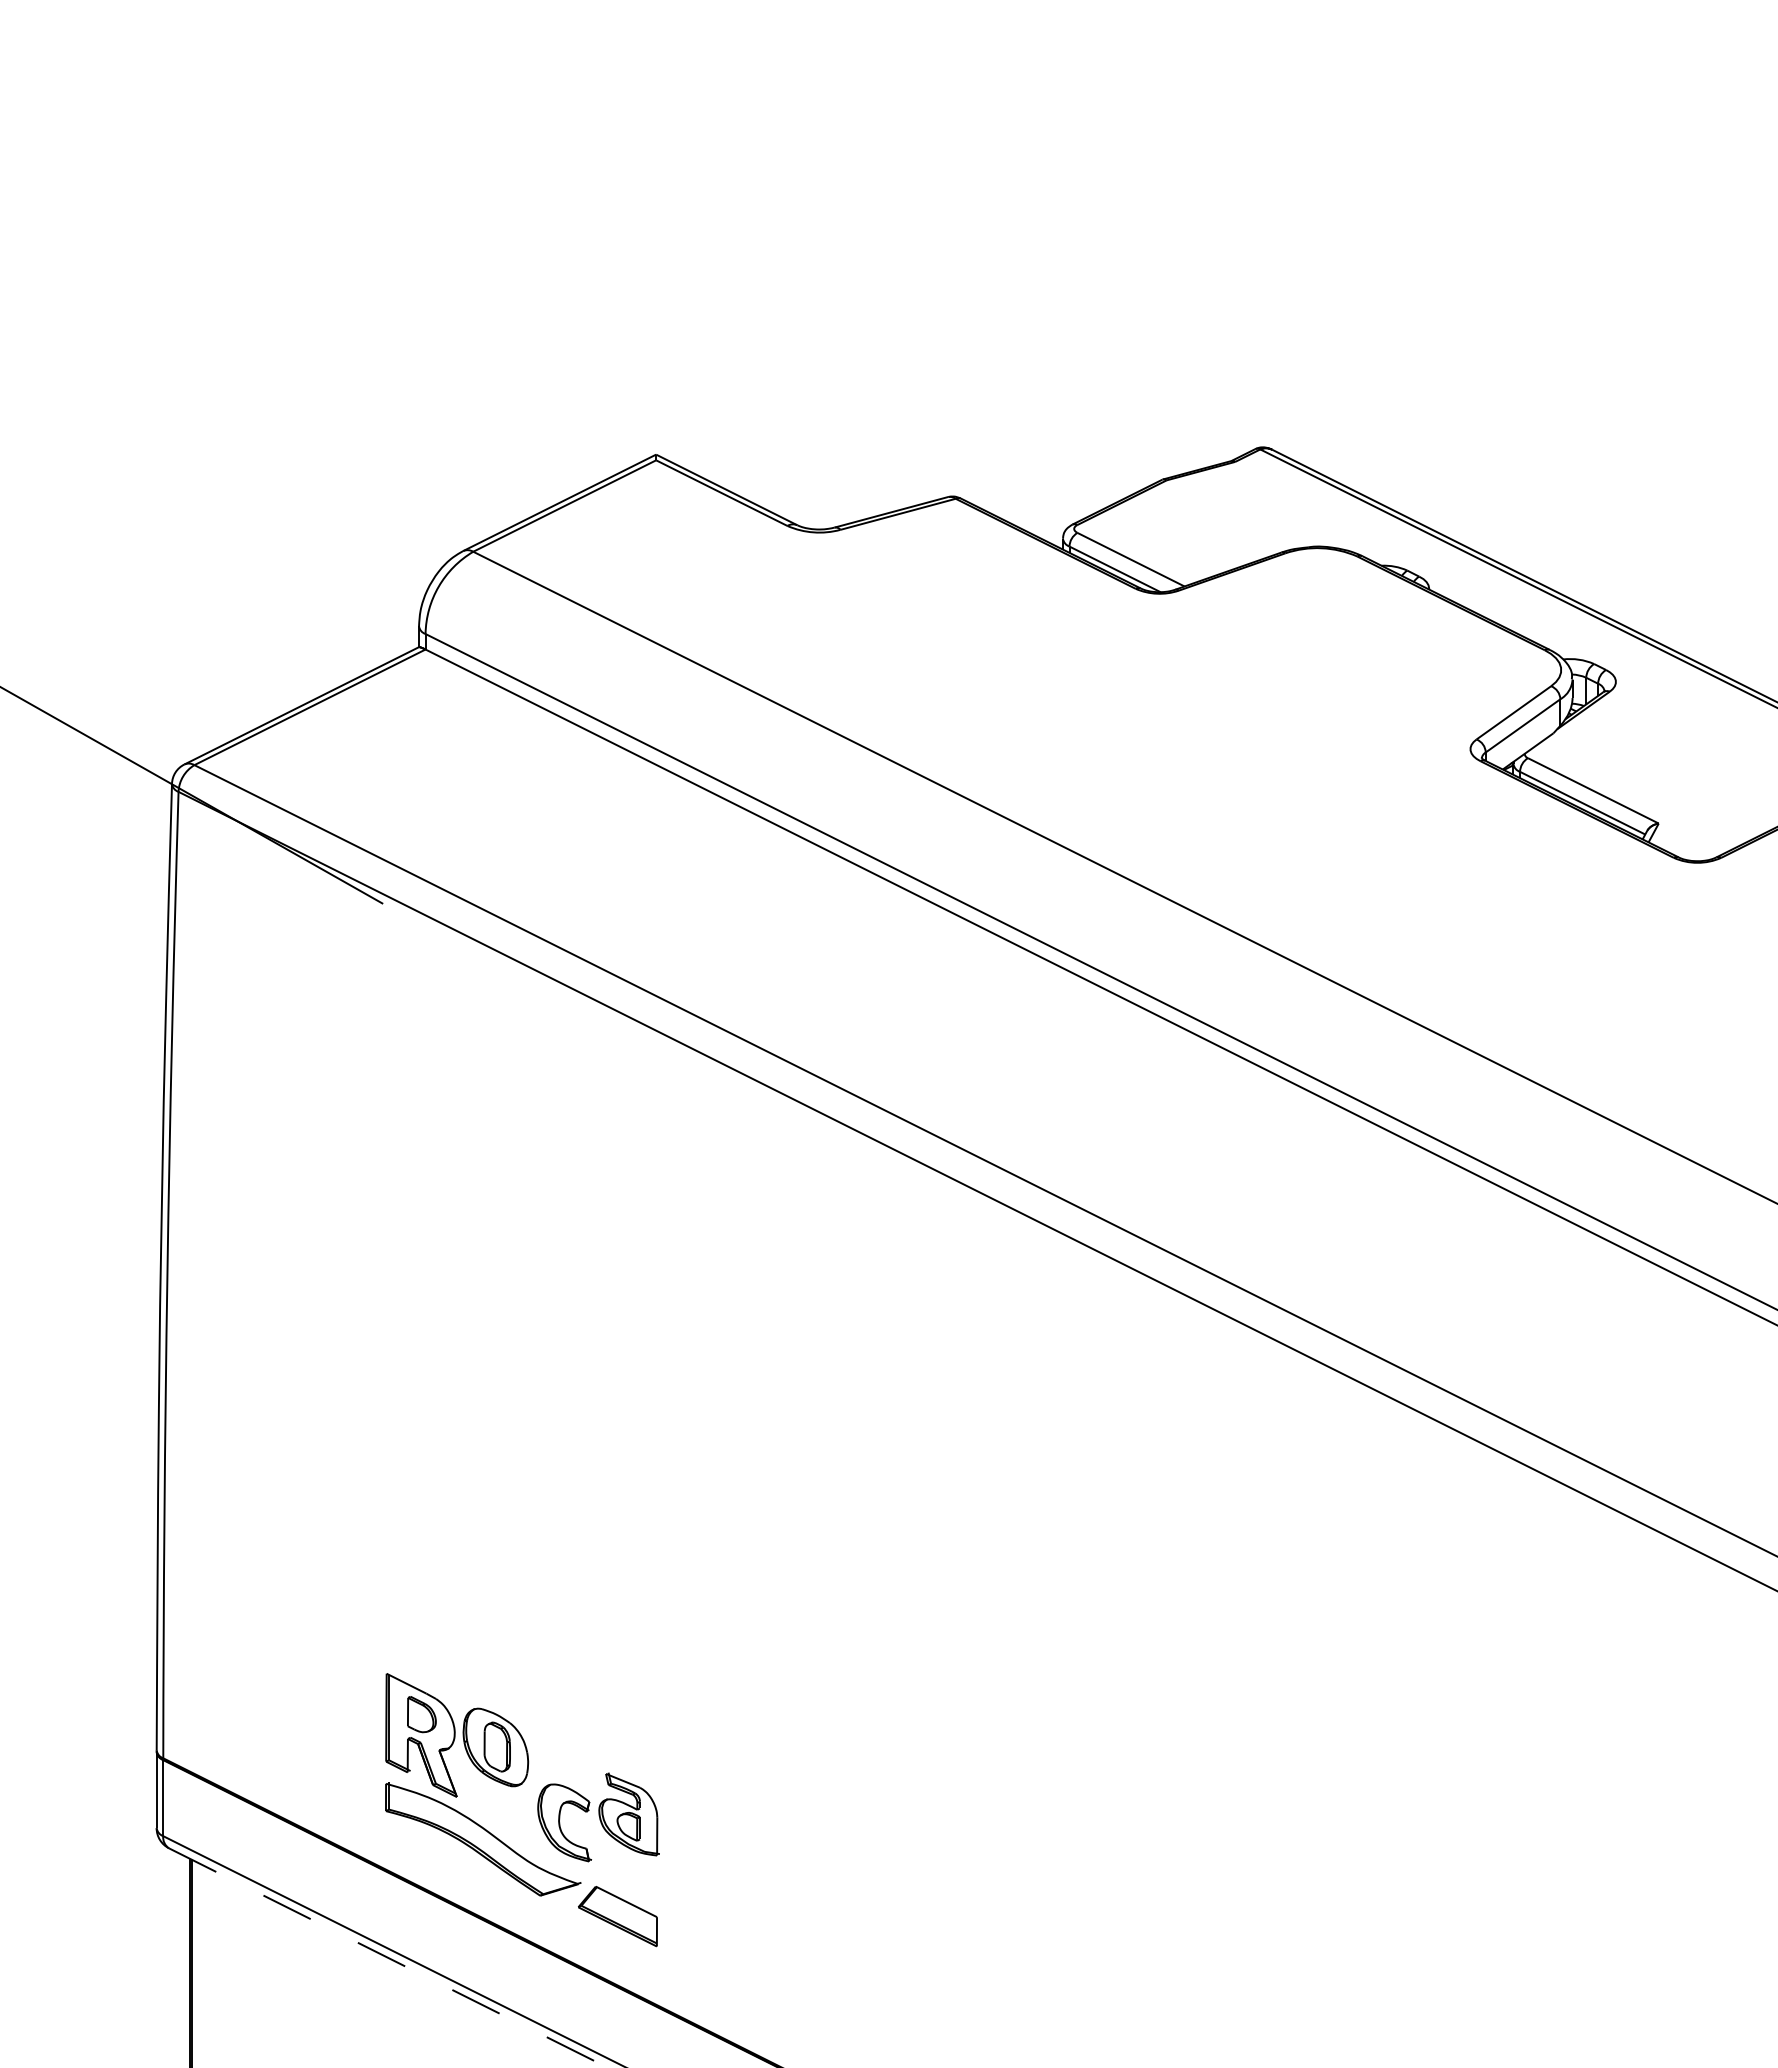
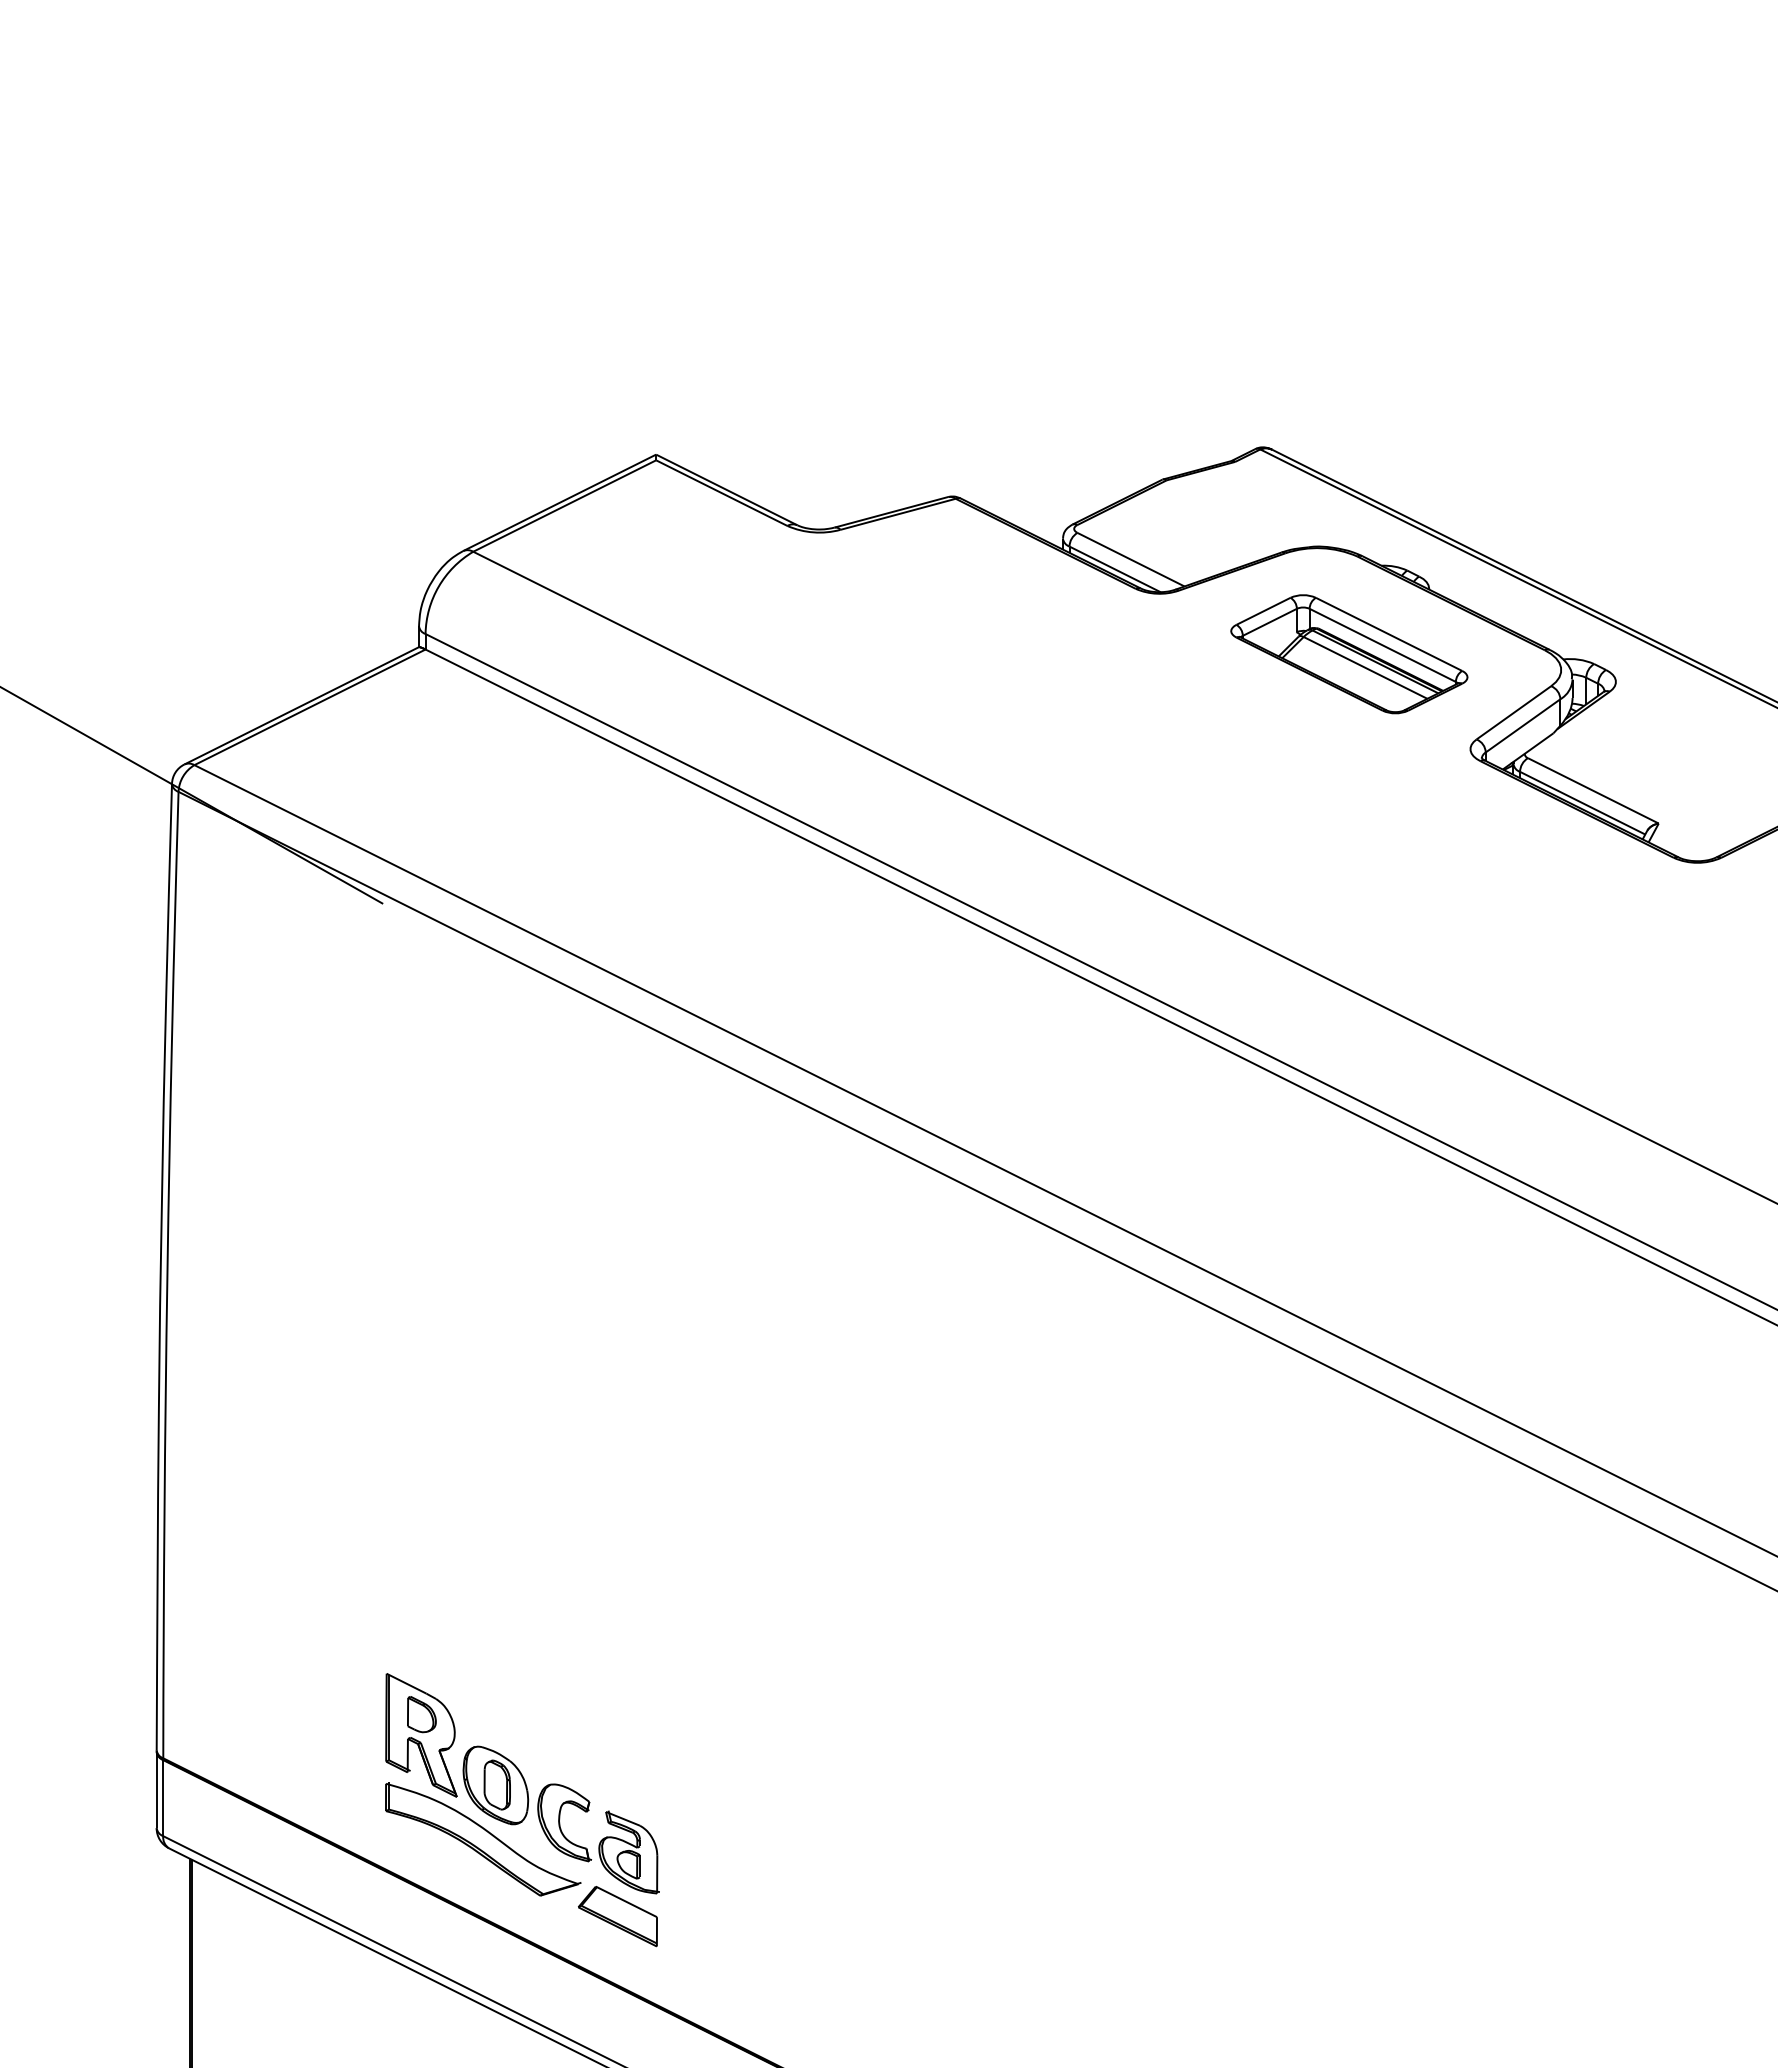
part: none -> present (1349, 654)
part position: (495, 1747) -> (495, 1785) (495, 1785)
part position: (628, 1814) -> (628, 1852) (628, 1852)
line: dashed -> solid (388, 1958)
